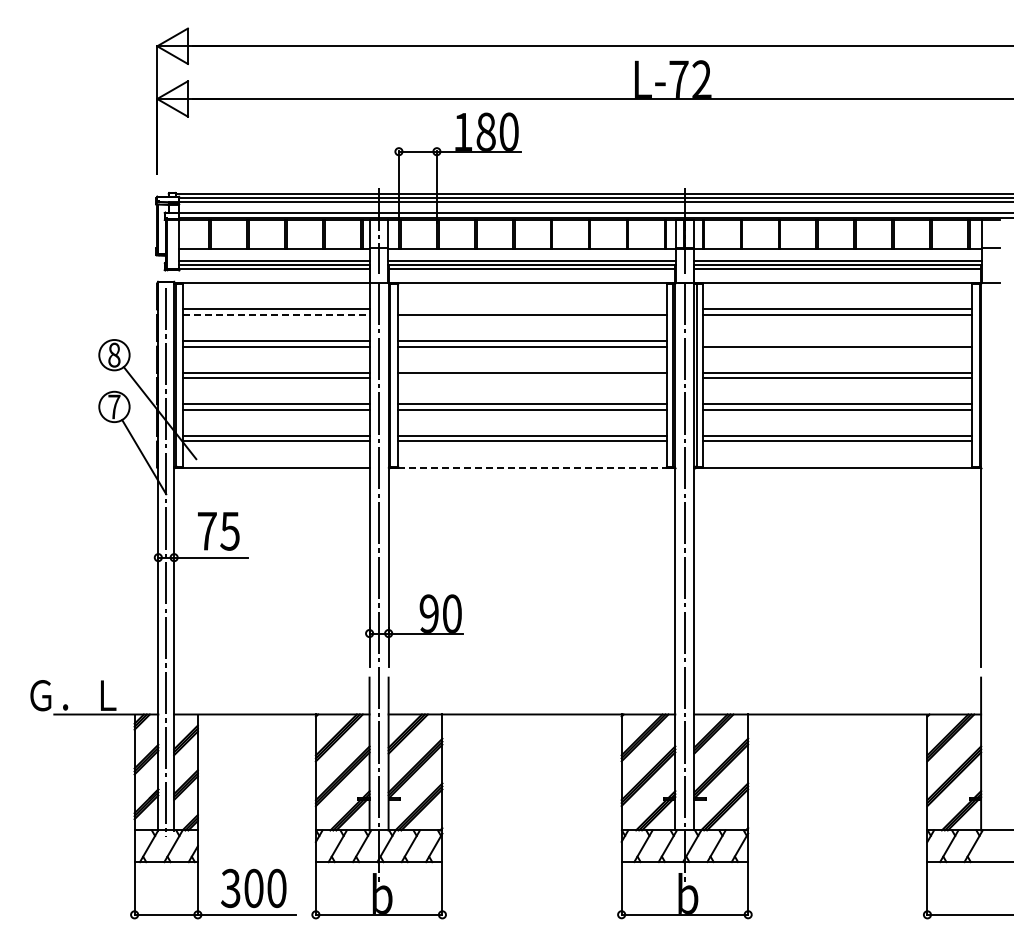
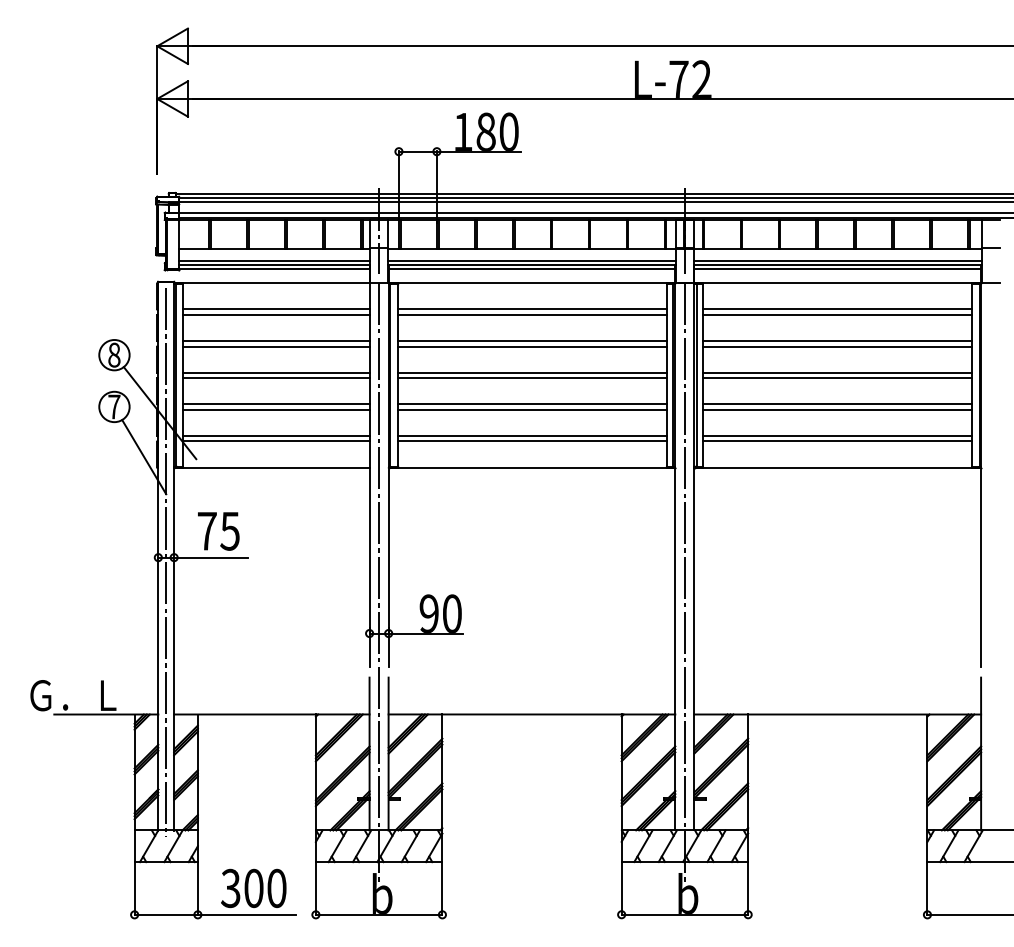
line: none -> present (532, 309)
line: dashed -> solid (276, 314)
line: none -> present (836, 341)
line: none -> present (532, 378)
line: dashed -> solid (532, 467)
